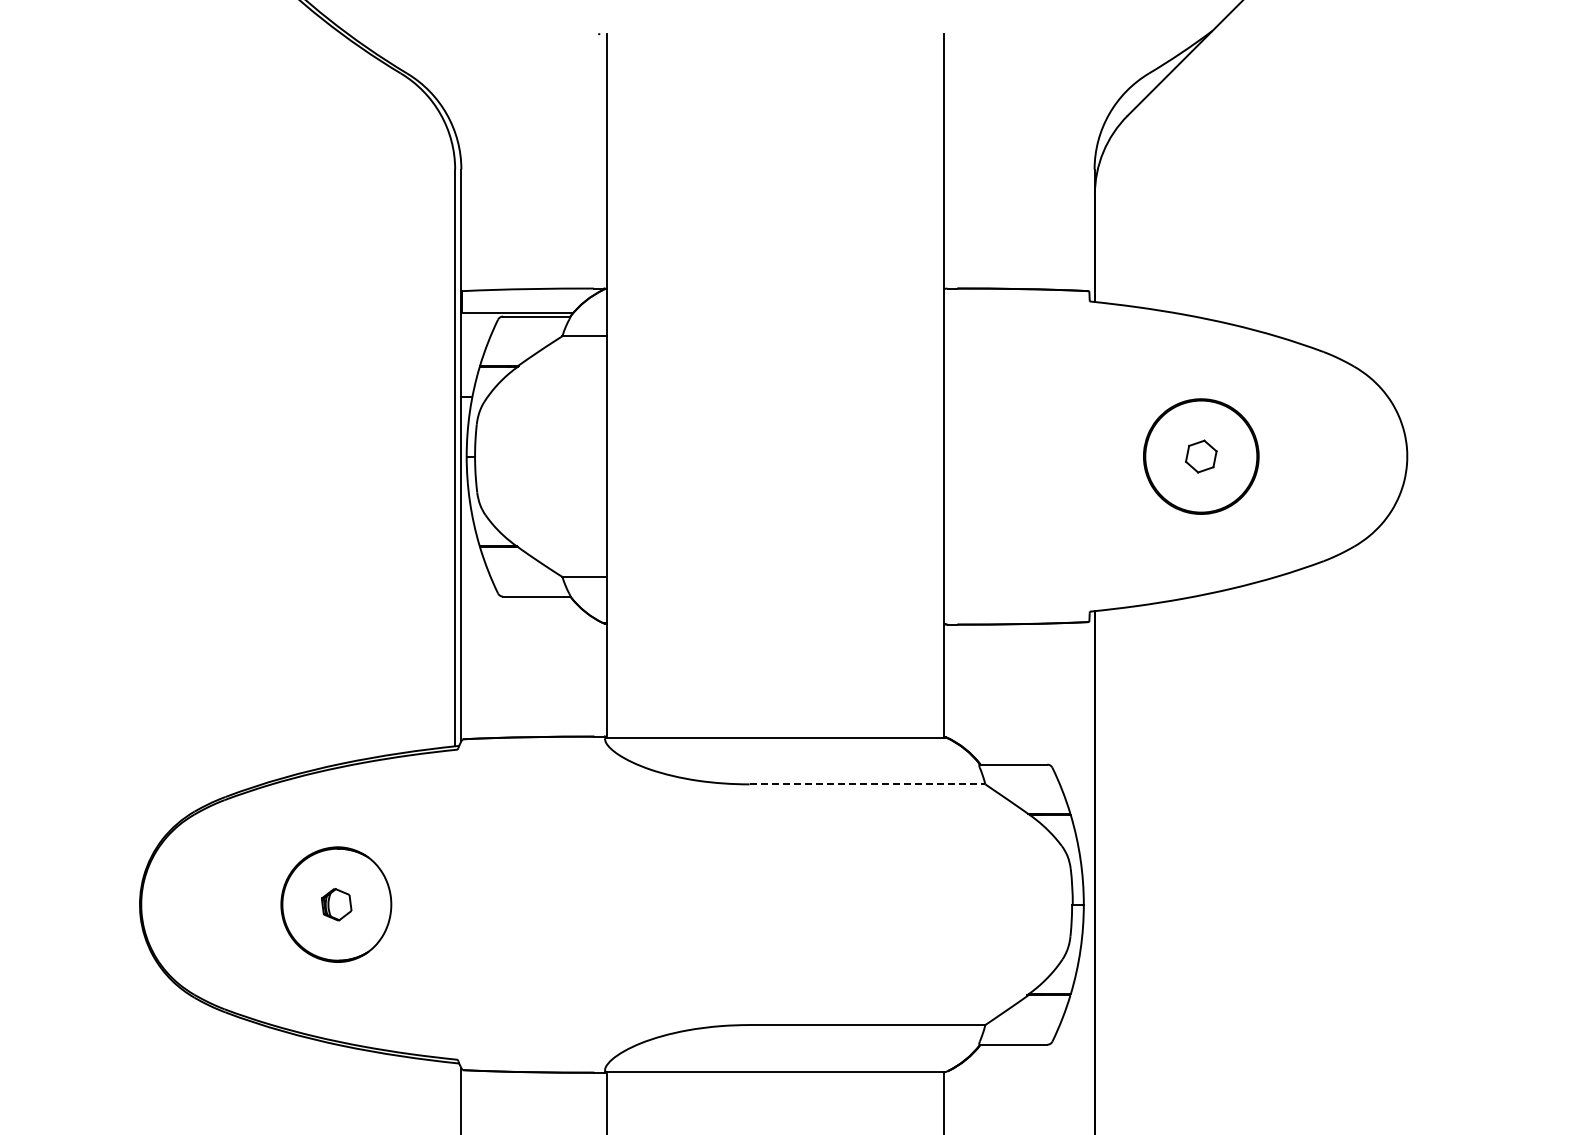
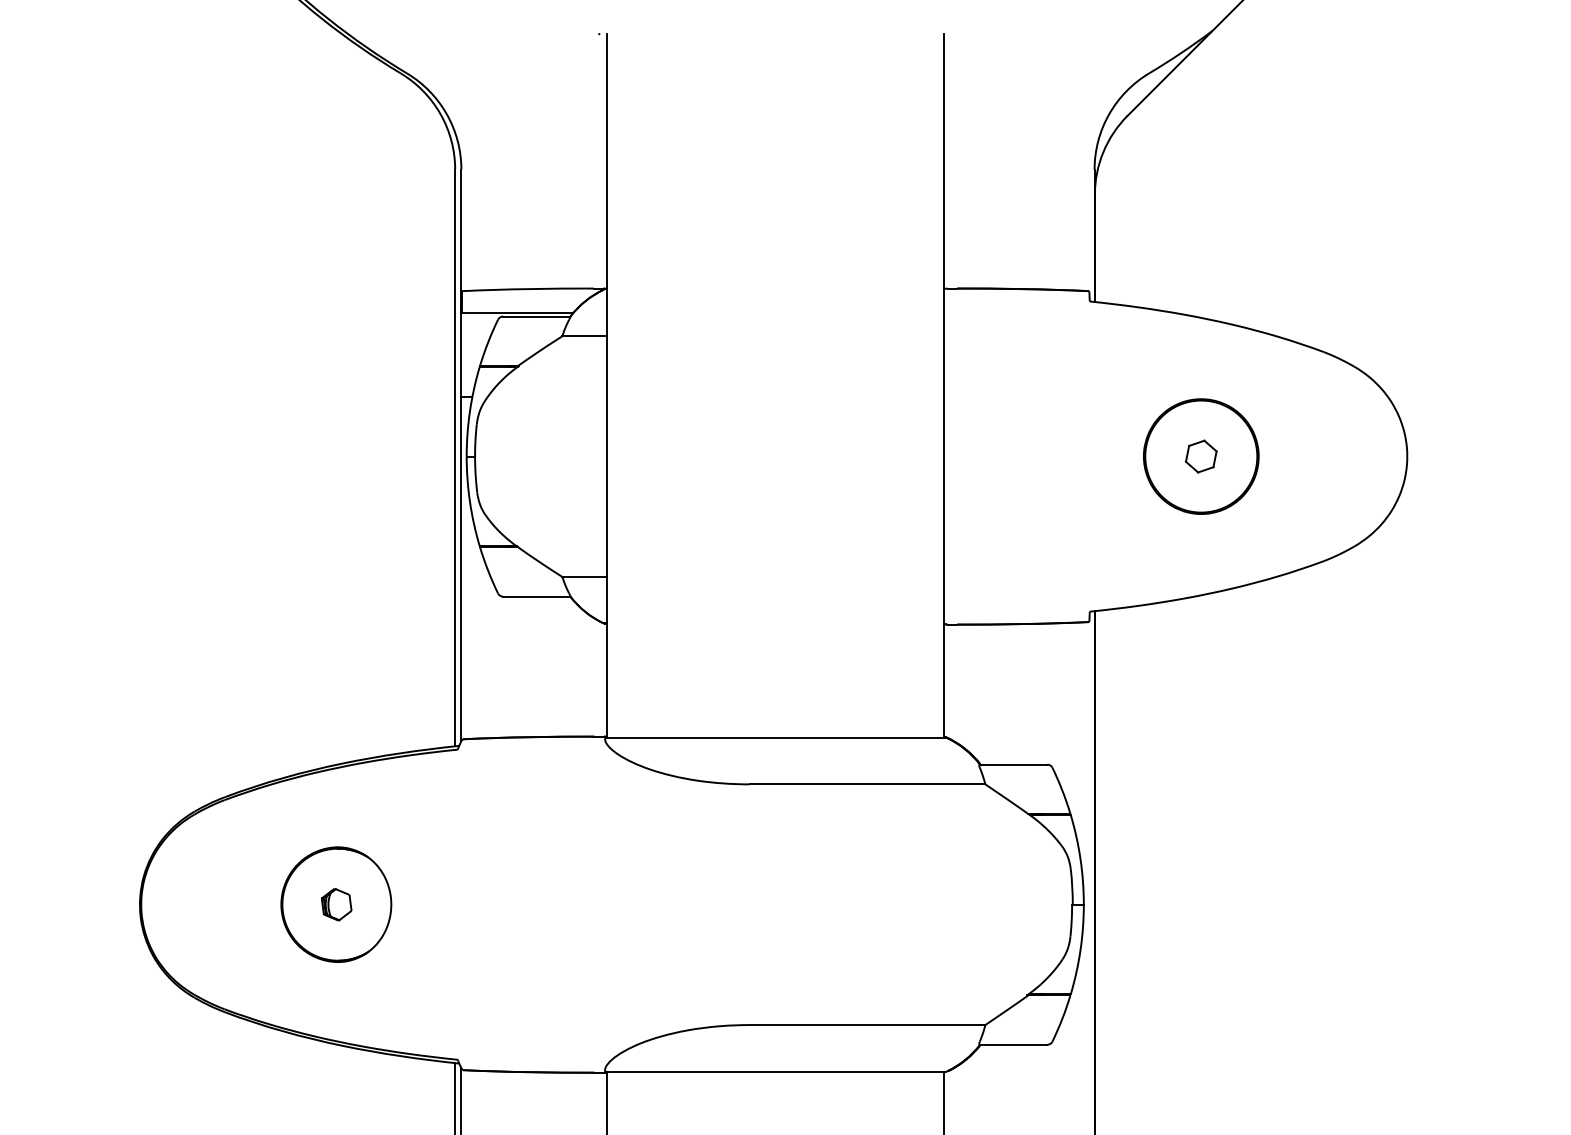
line: dashed -> solid (867, 784)
line: none -> present (455, 1097)
